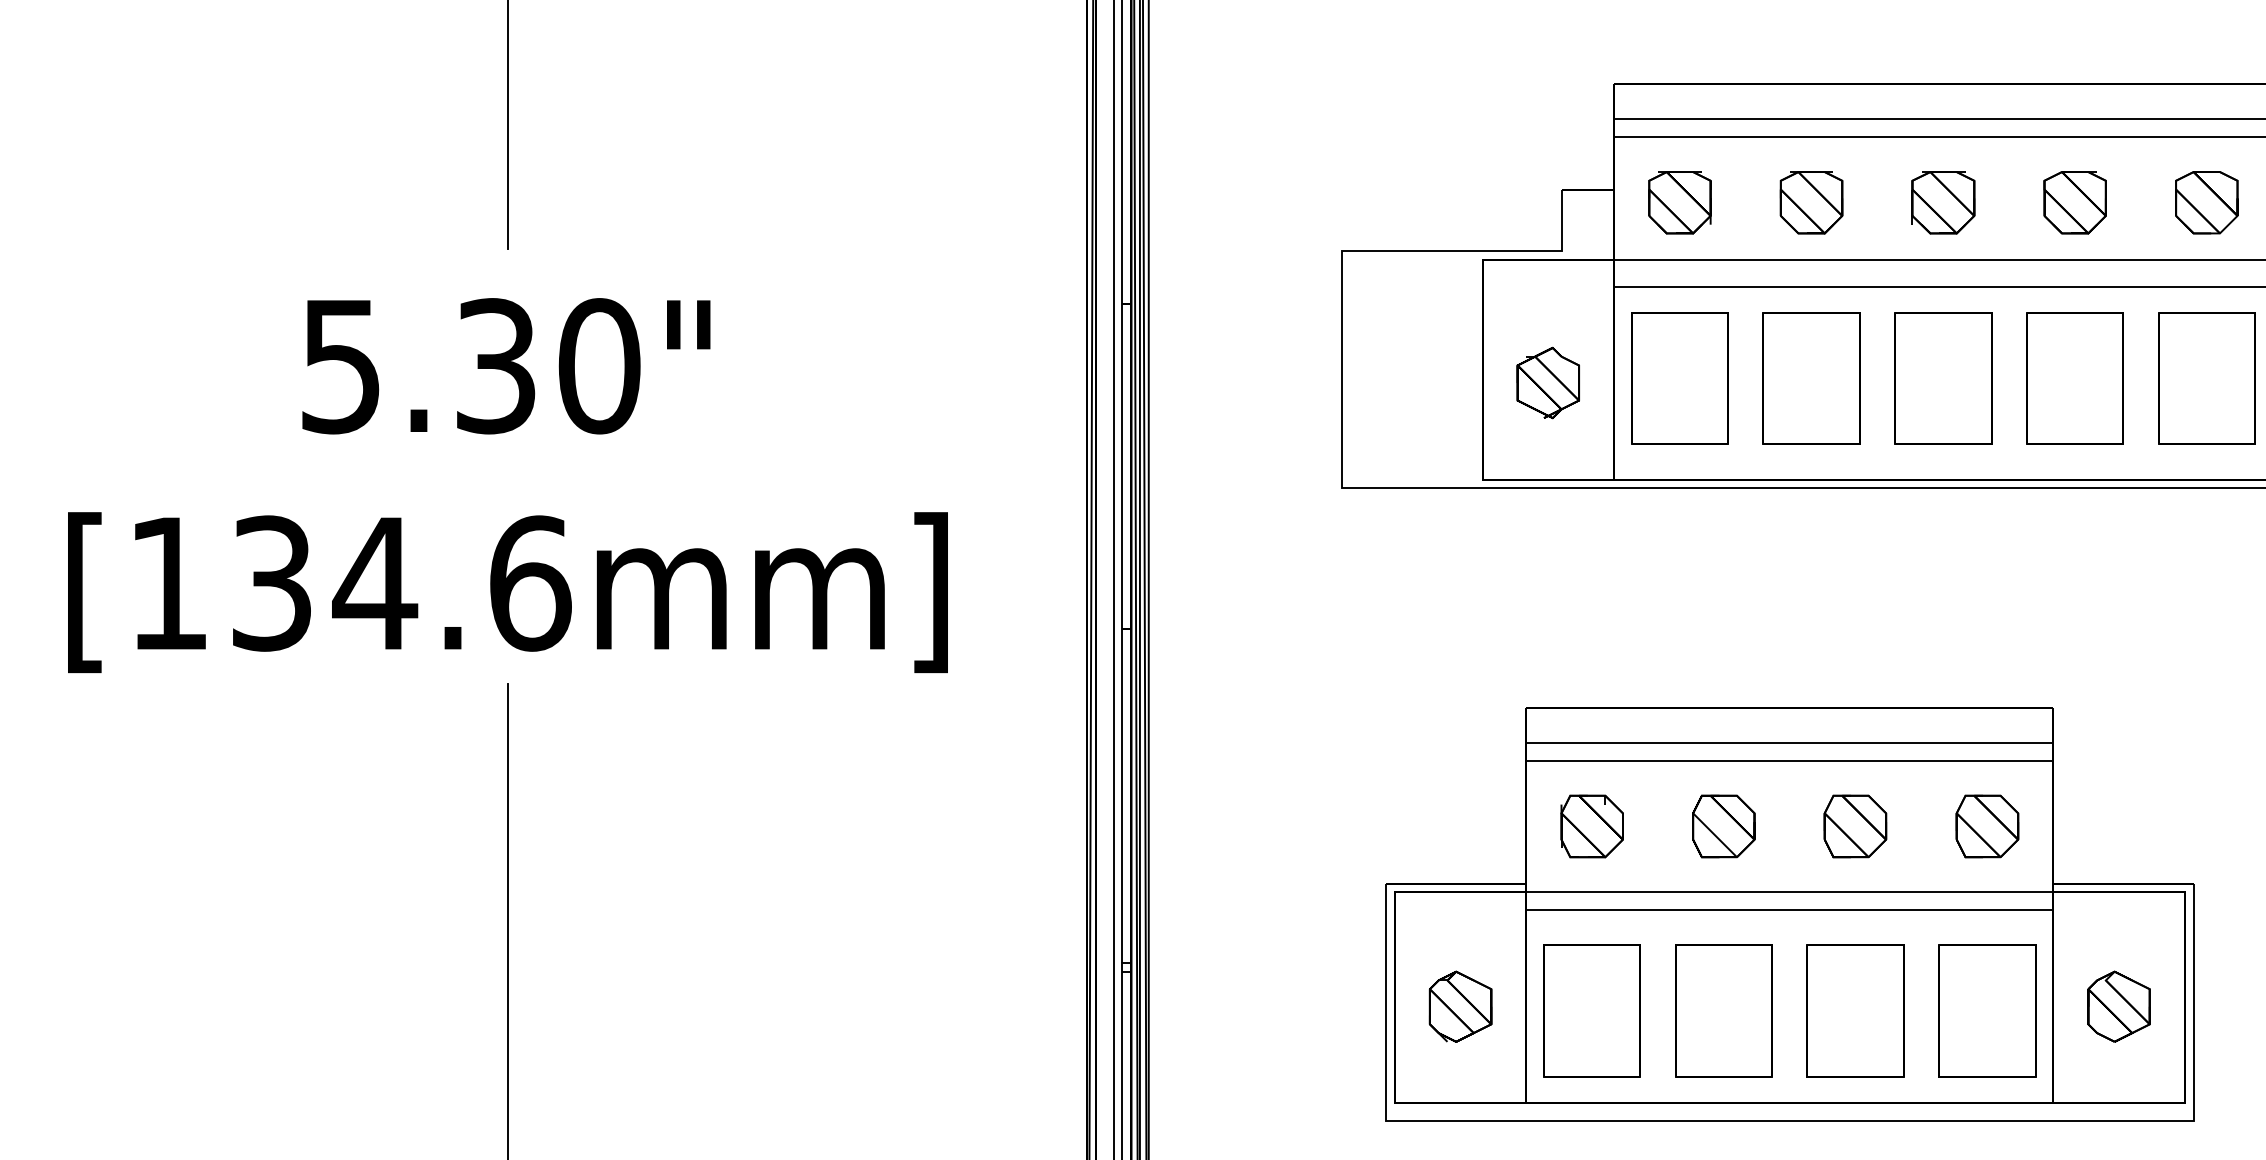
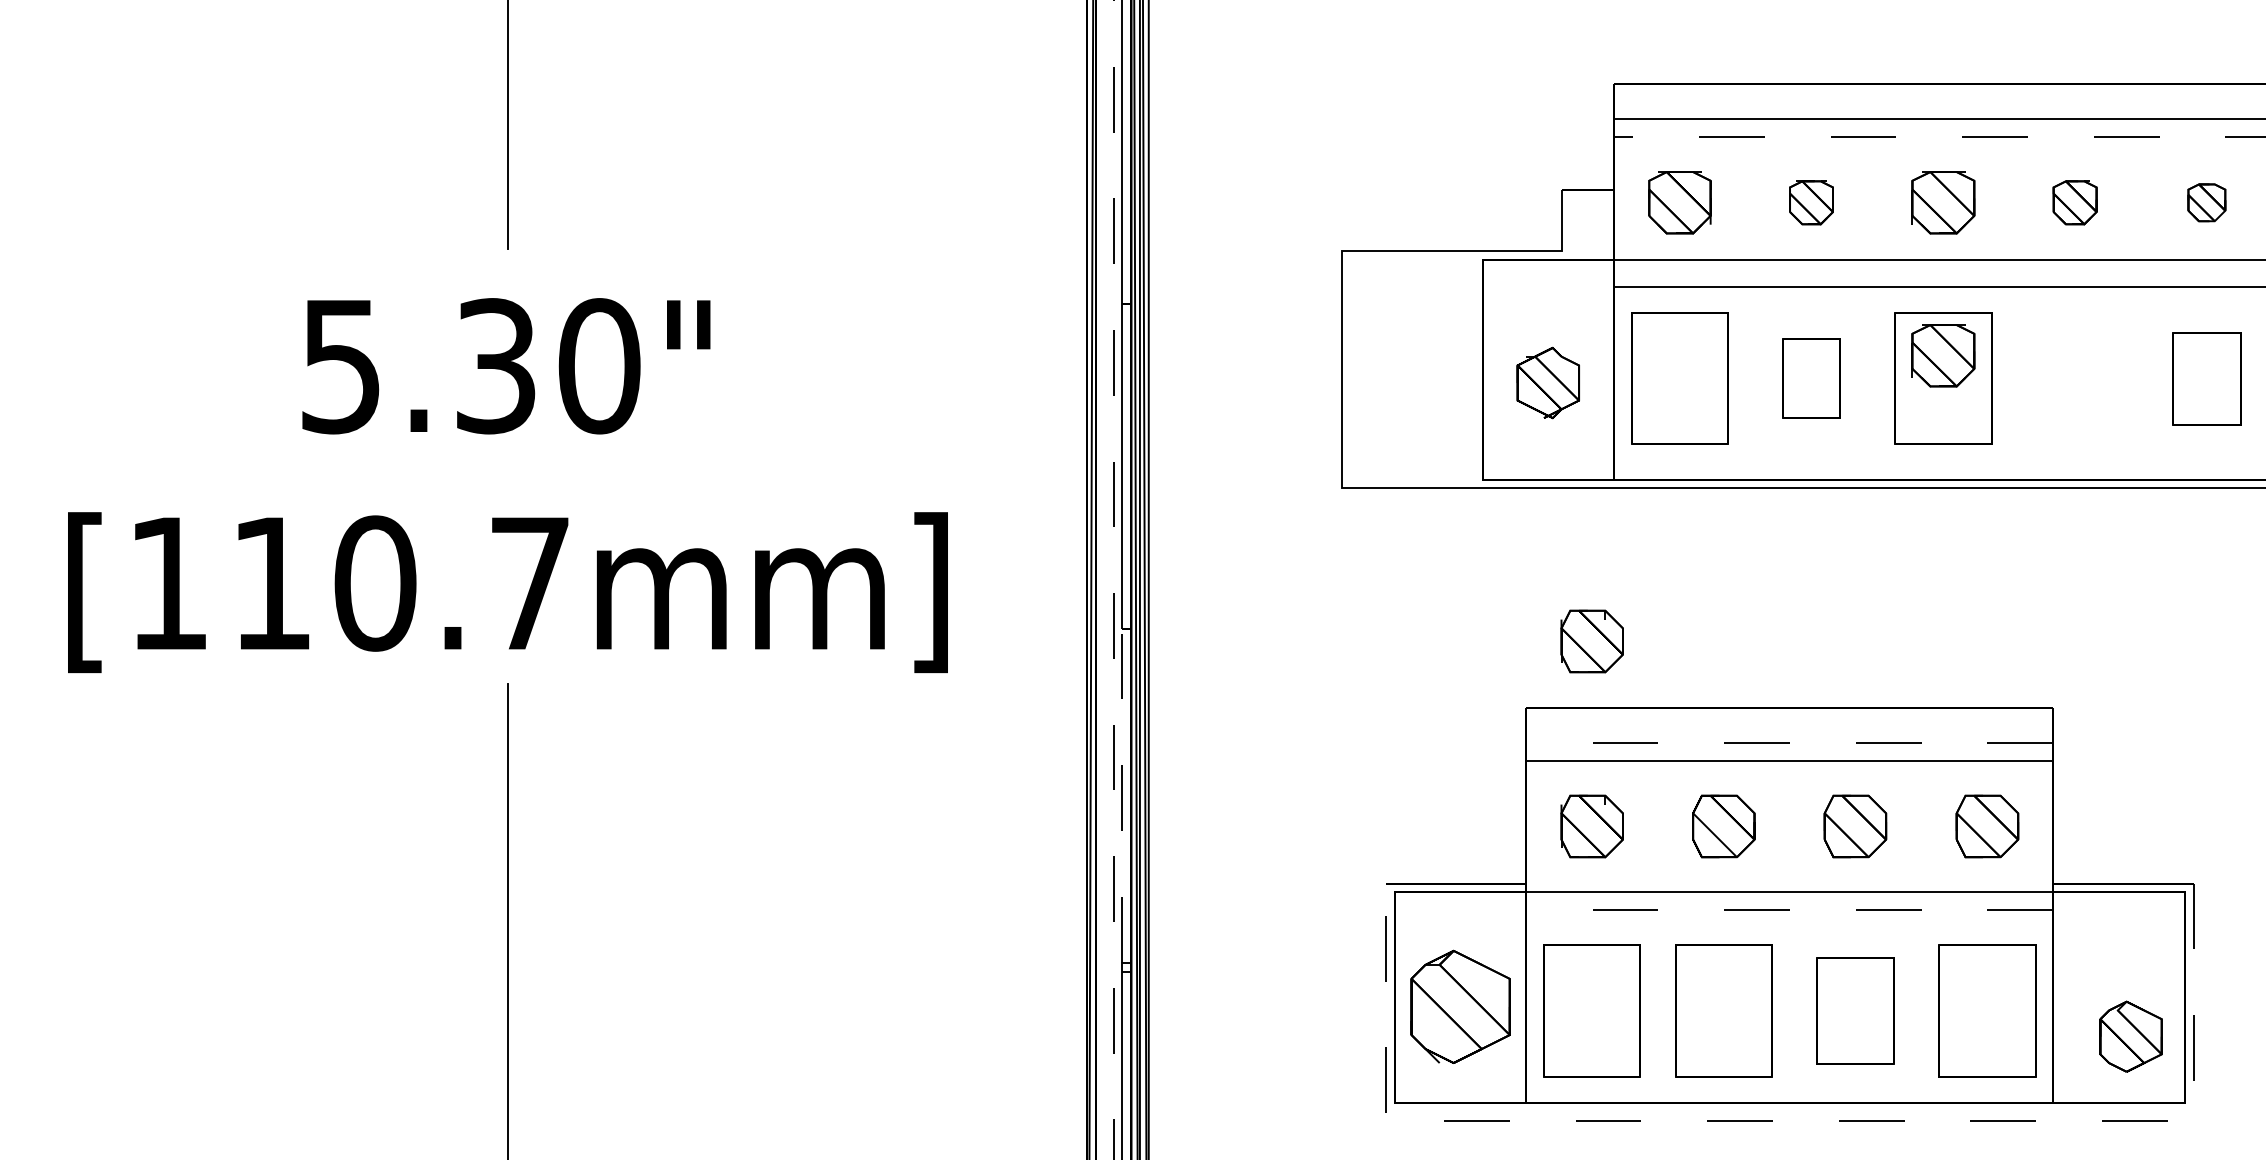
line: solid -> dashed (1939, 136)
part size: 65x64 px -> 45x46 px (1811, 202)
part size: 64x64 px -> 46x46 px (2074, 202)
part size: 64x64 px -> 40x40 px (2206, 202)
part: none -> present (1943, 355)
part size: 99x133 px -> 59x81 px (1811, 378)
part: present -> none (2074, 378)
part size: 98x133 px -> 70x94 px (2206, 378)
line: solid -> dashed (1113, 579)
text: [134.6mm] -> [110.7mm] (402, 583)
part: none -> present (1591, 641)
line: solid -> dashed (1789, 743)
line: solid -> dashed (1122, 795)
line: solid -> dashed (1789, 909)
part size: 65x73 px -> 101x115 px (1460, 1006)
part position: (2118, 1006) -> (2130, 1036) (2130, 1036)
part size: 99x134 px -> 79x108 px (1855, 1010)
line: solid -> dashed (1789, 1120)
